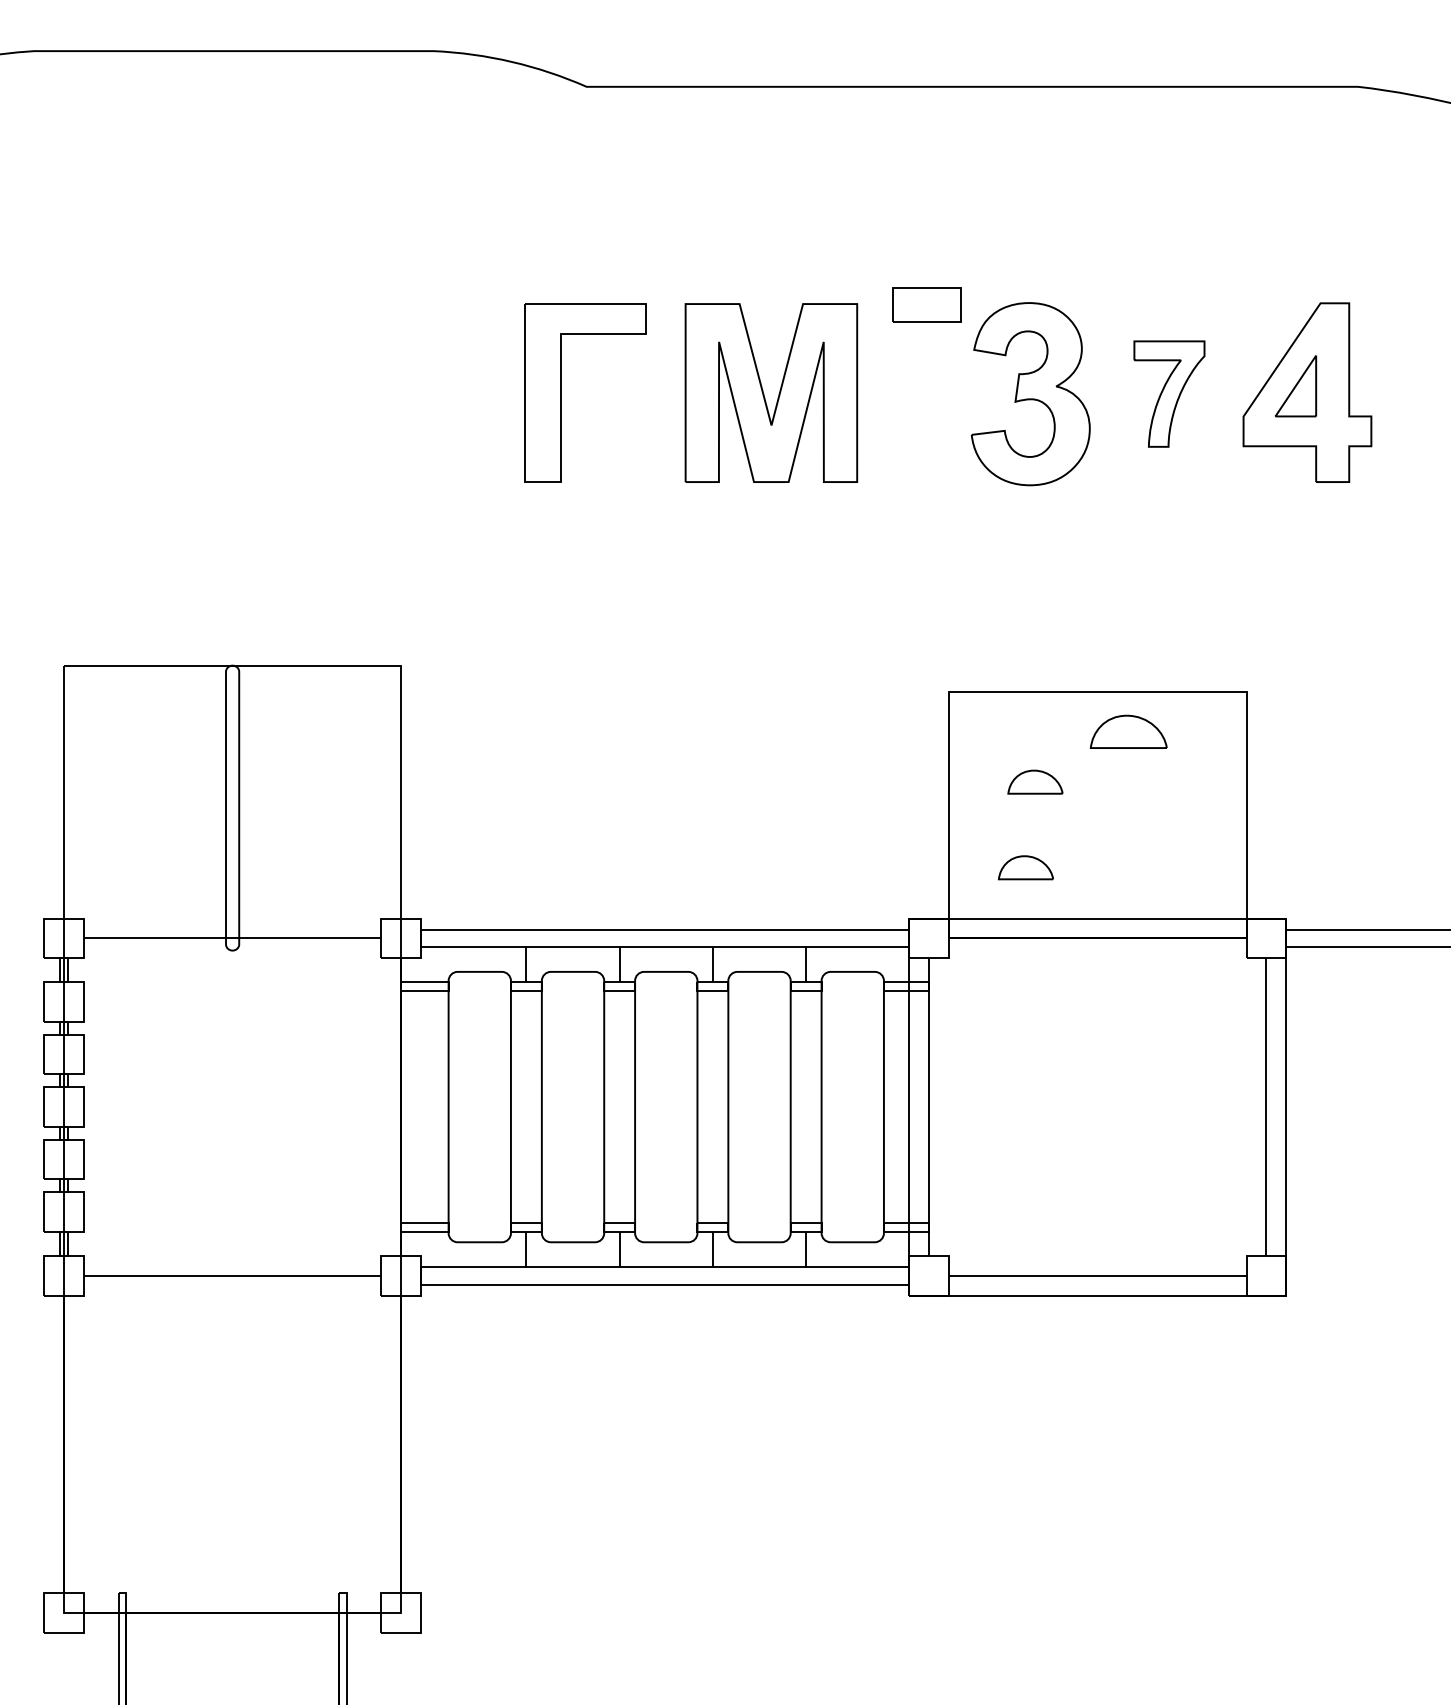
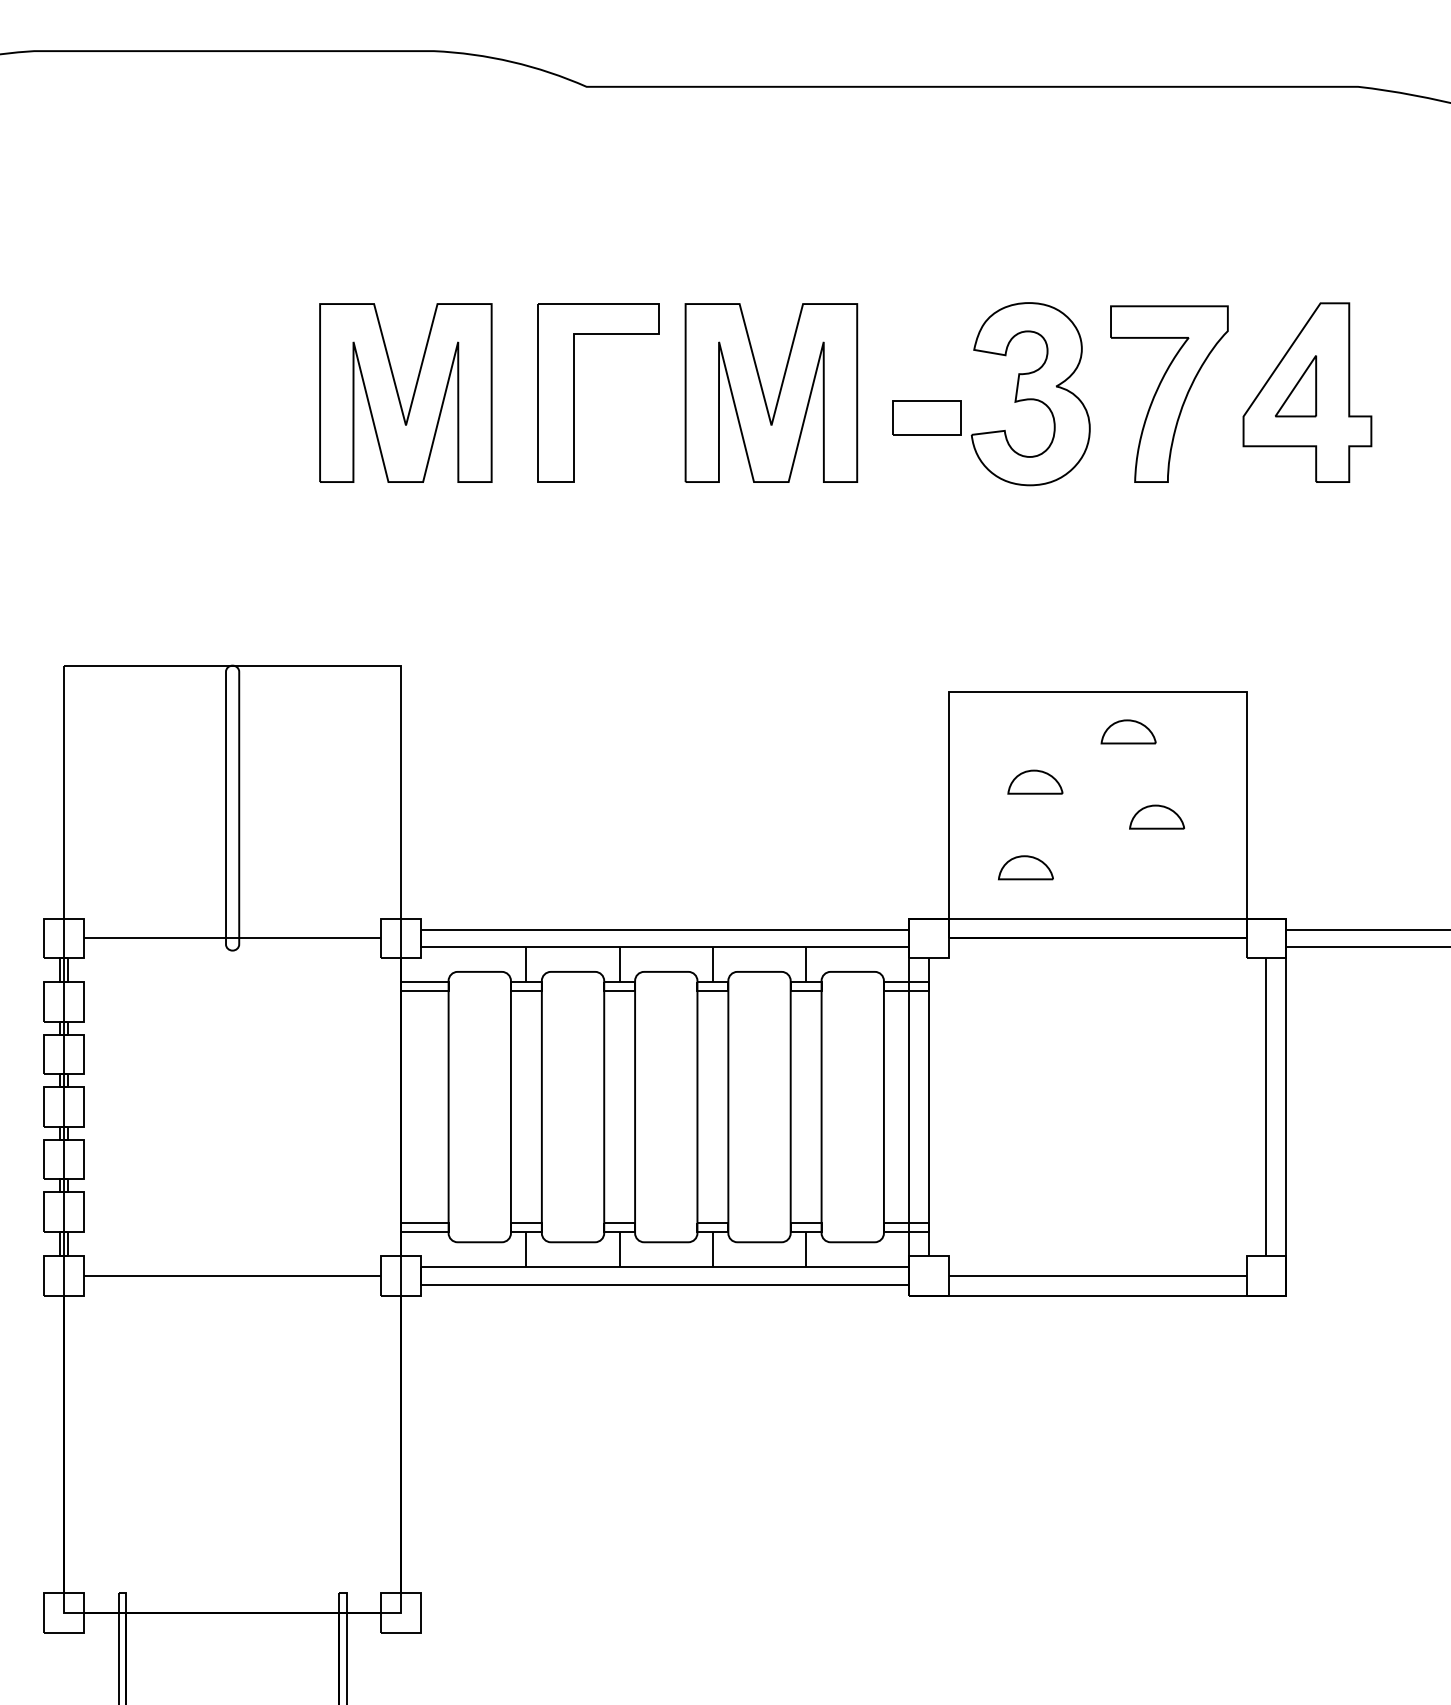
part position: (926, 304) -> (926, 417) (926, 417)
part position: (561, 392) -> (574, 392) (574, 392)
part size: 73x108 px -> 119x178 px (1169, 393)
part: none -> present (399, 395)
part size: 79x35 px -> 57x26 px (1128, 731)
part: none -> present (1156, 816)
